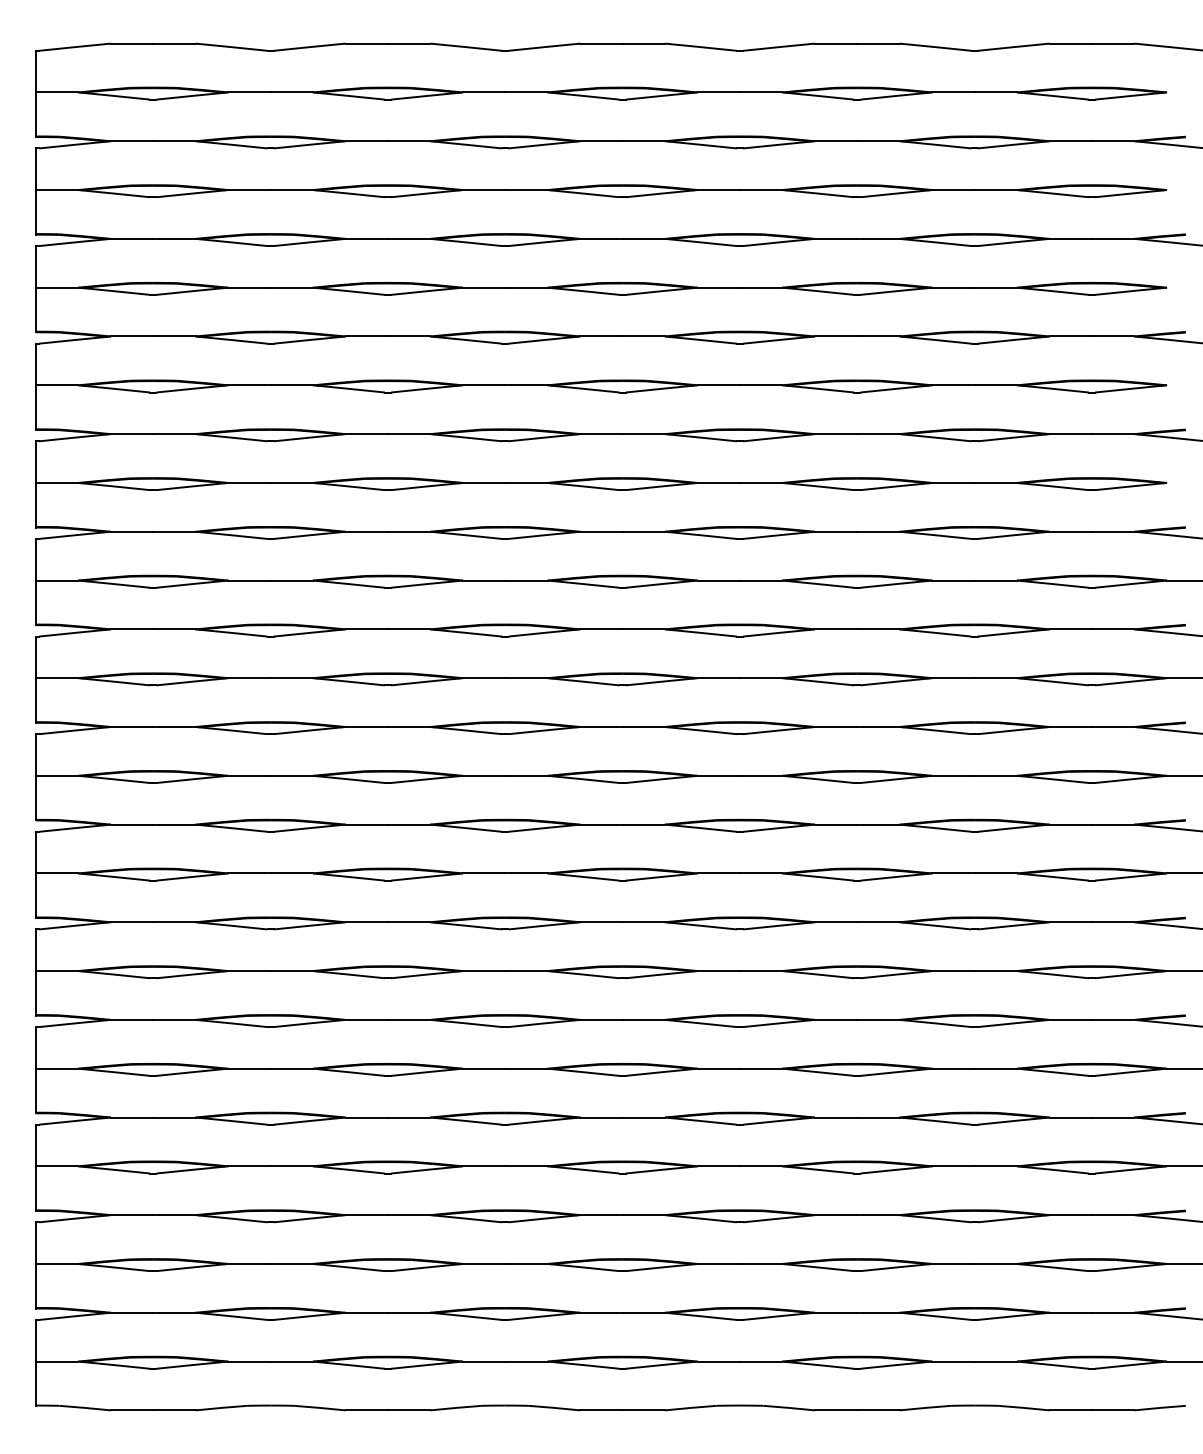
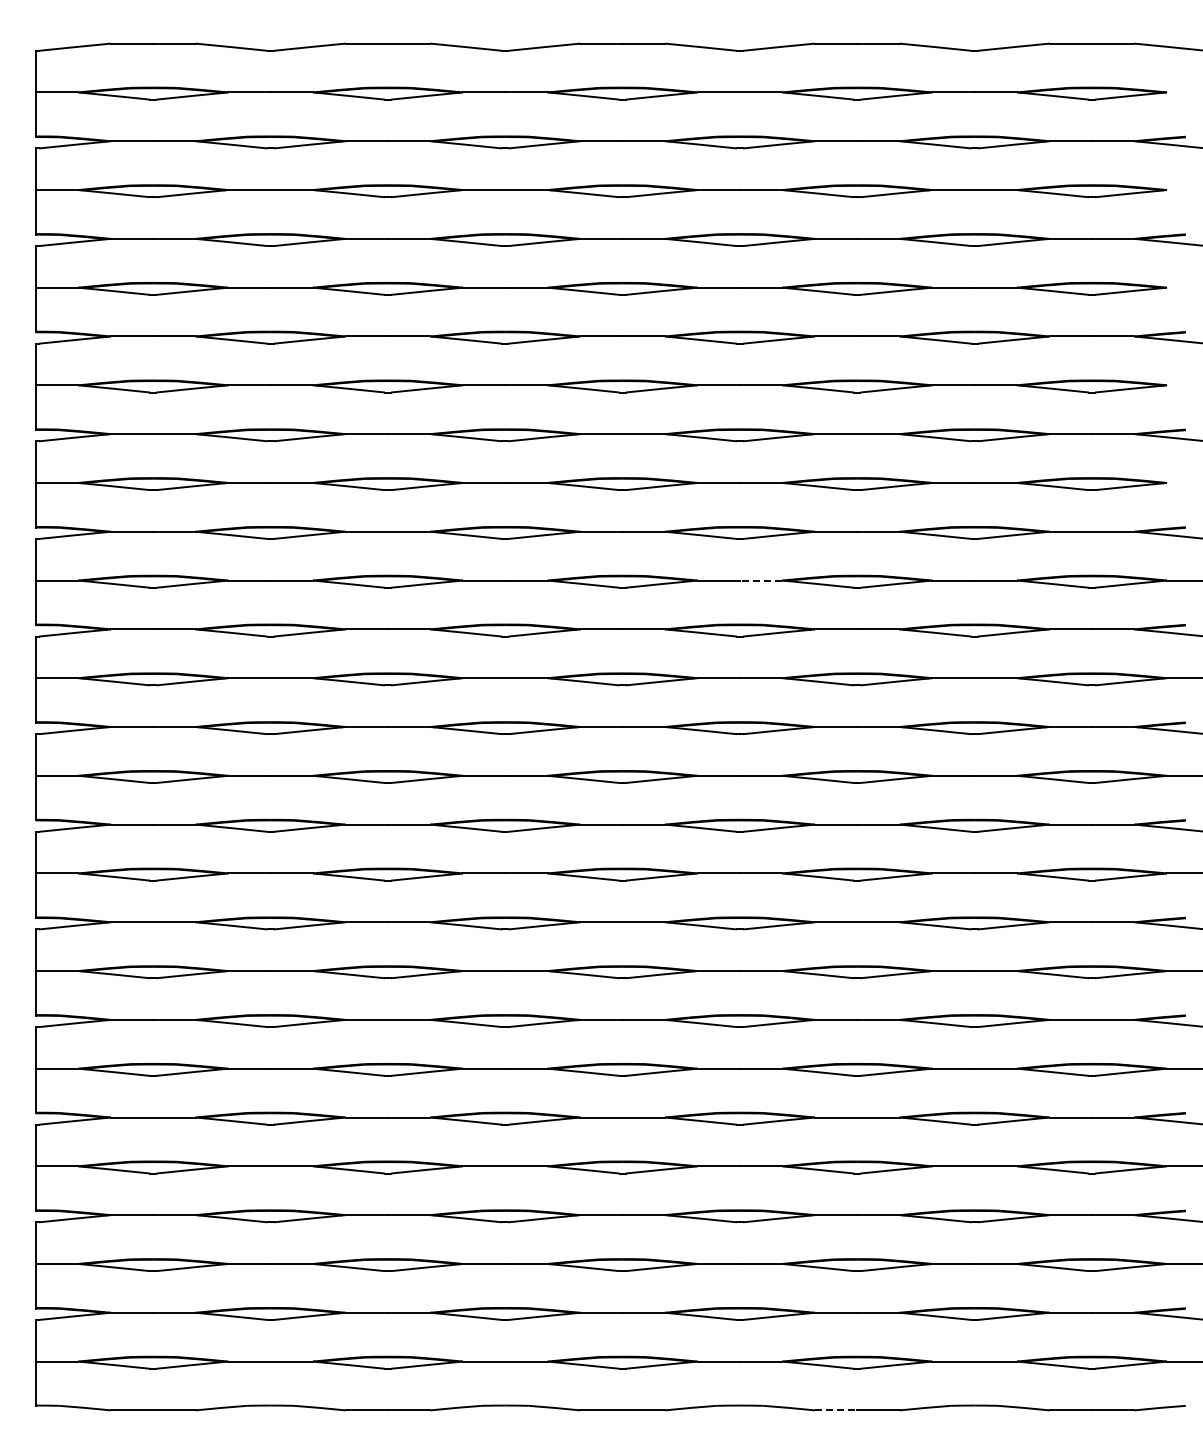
line: solid -> dashed (760, 580)
line: solid -> dashed (836, 1410)
